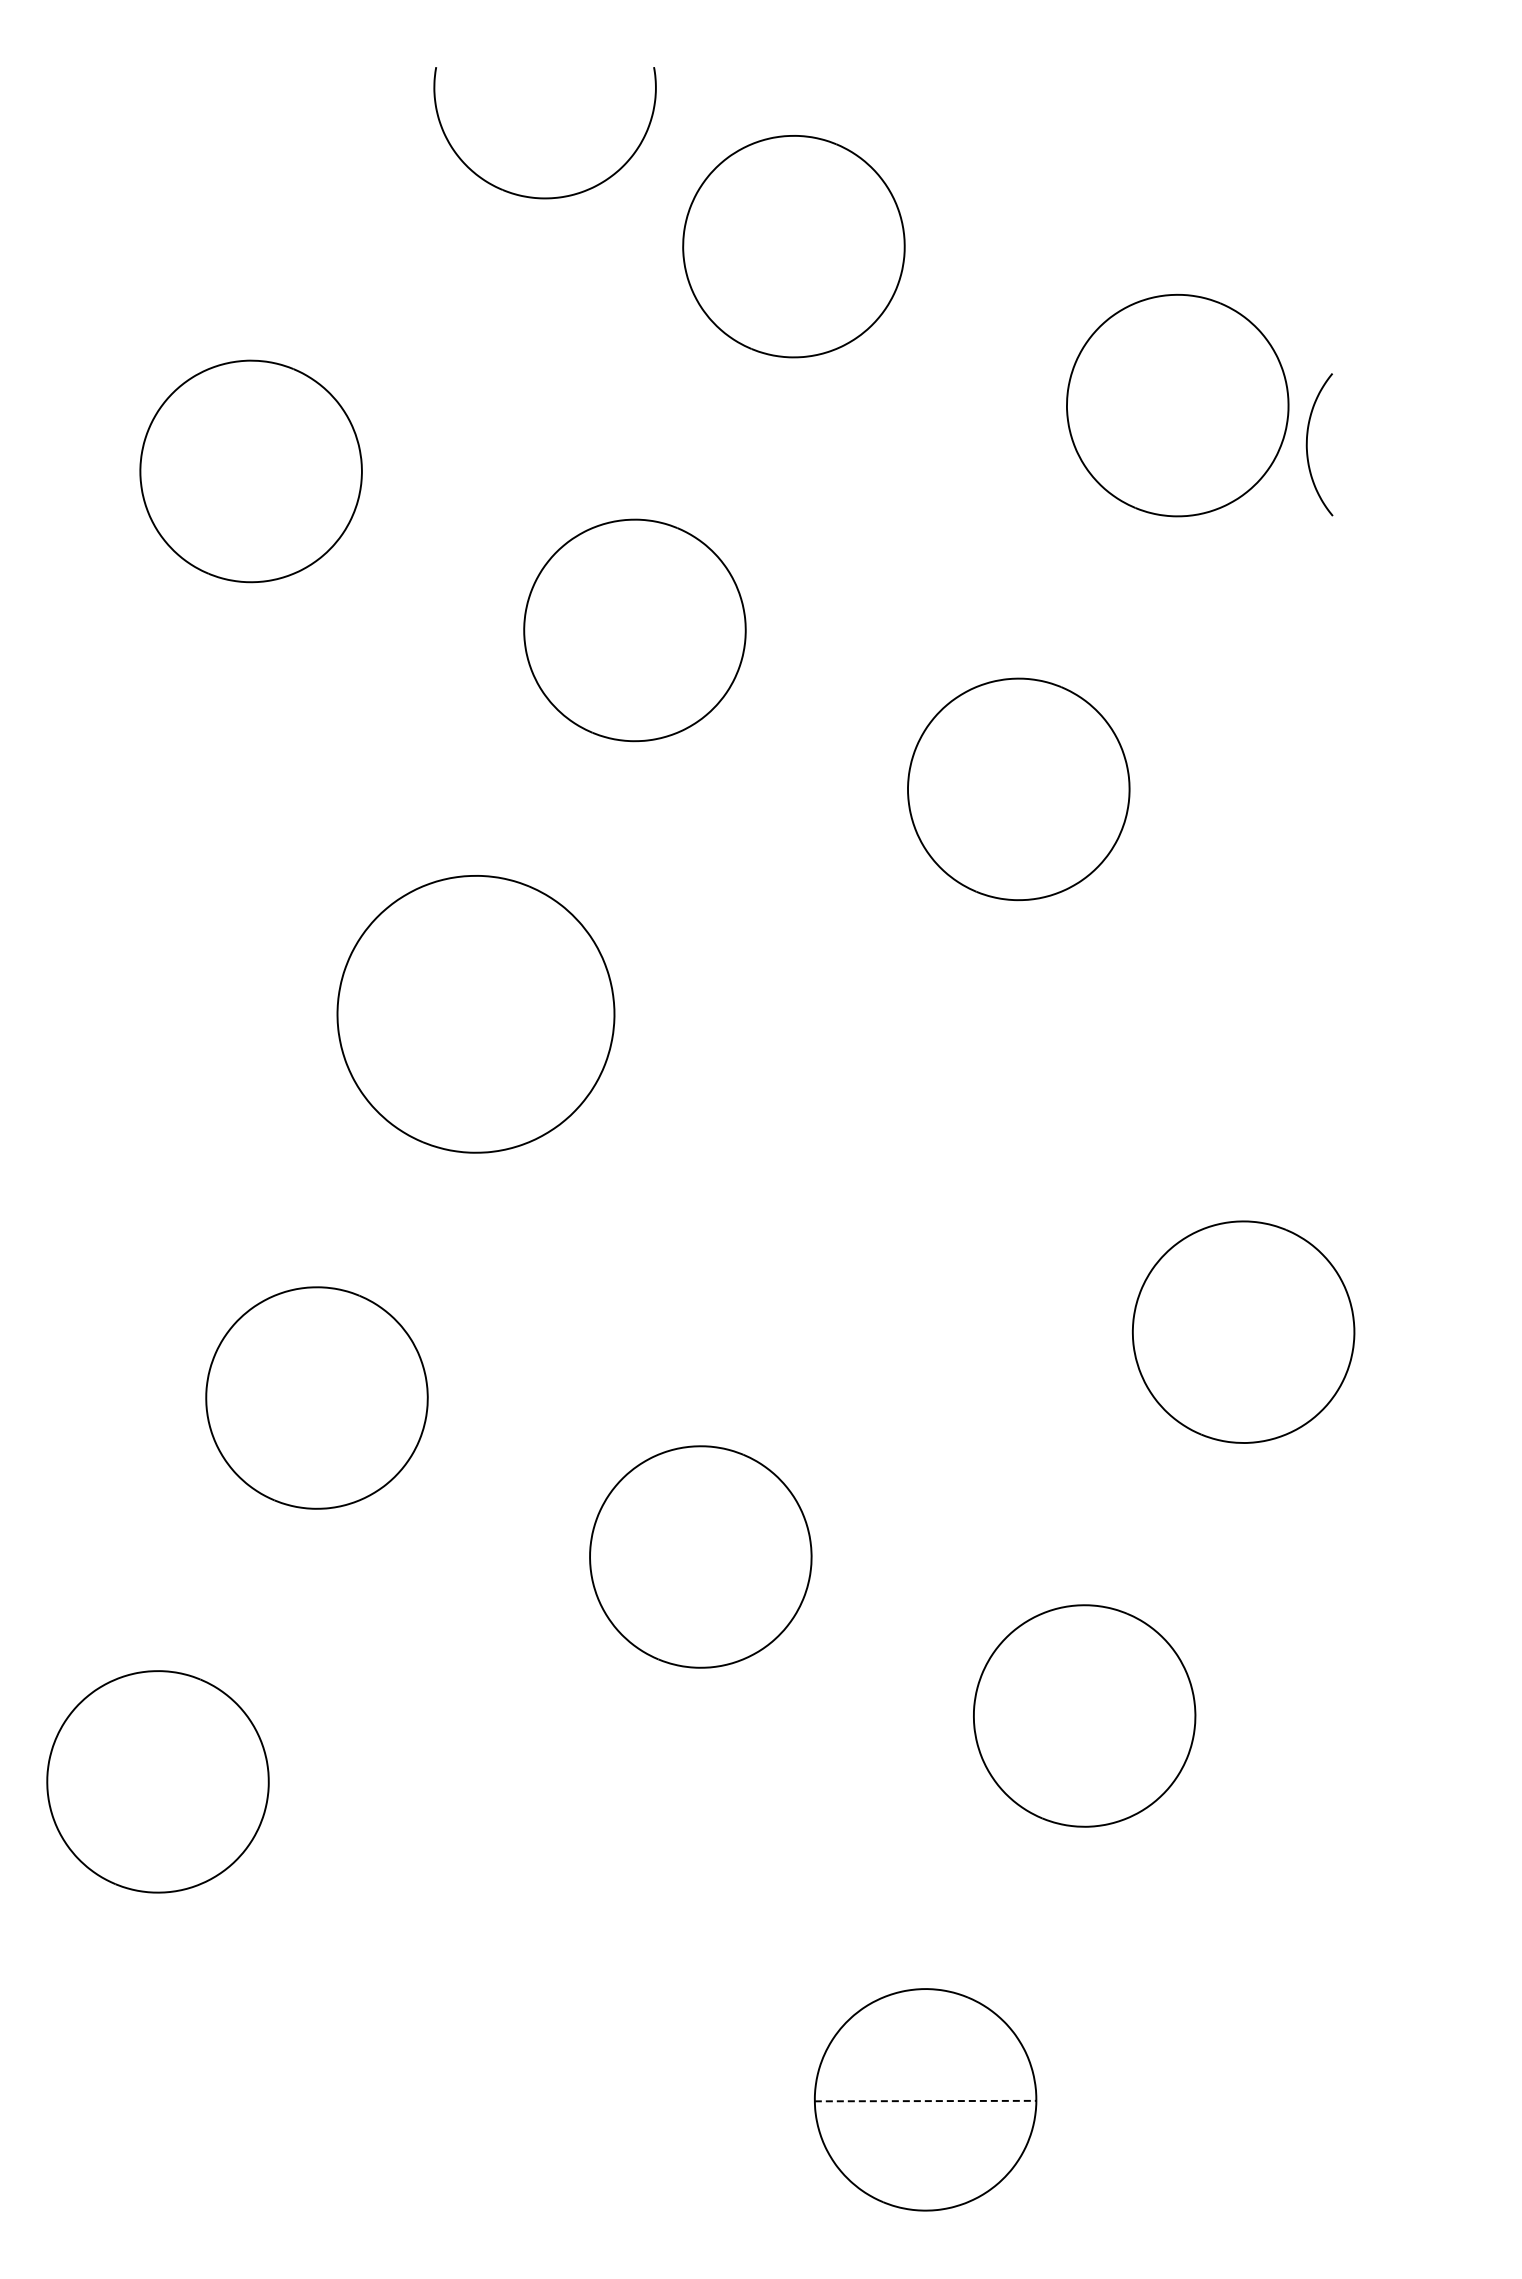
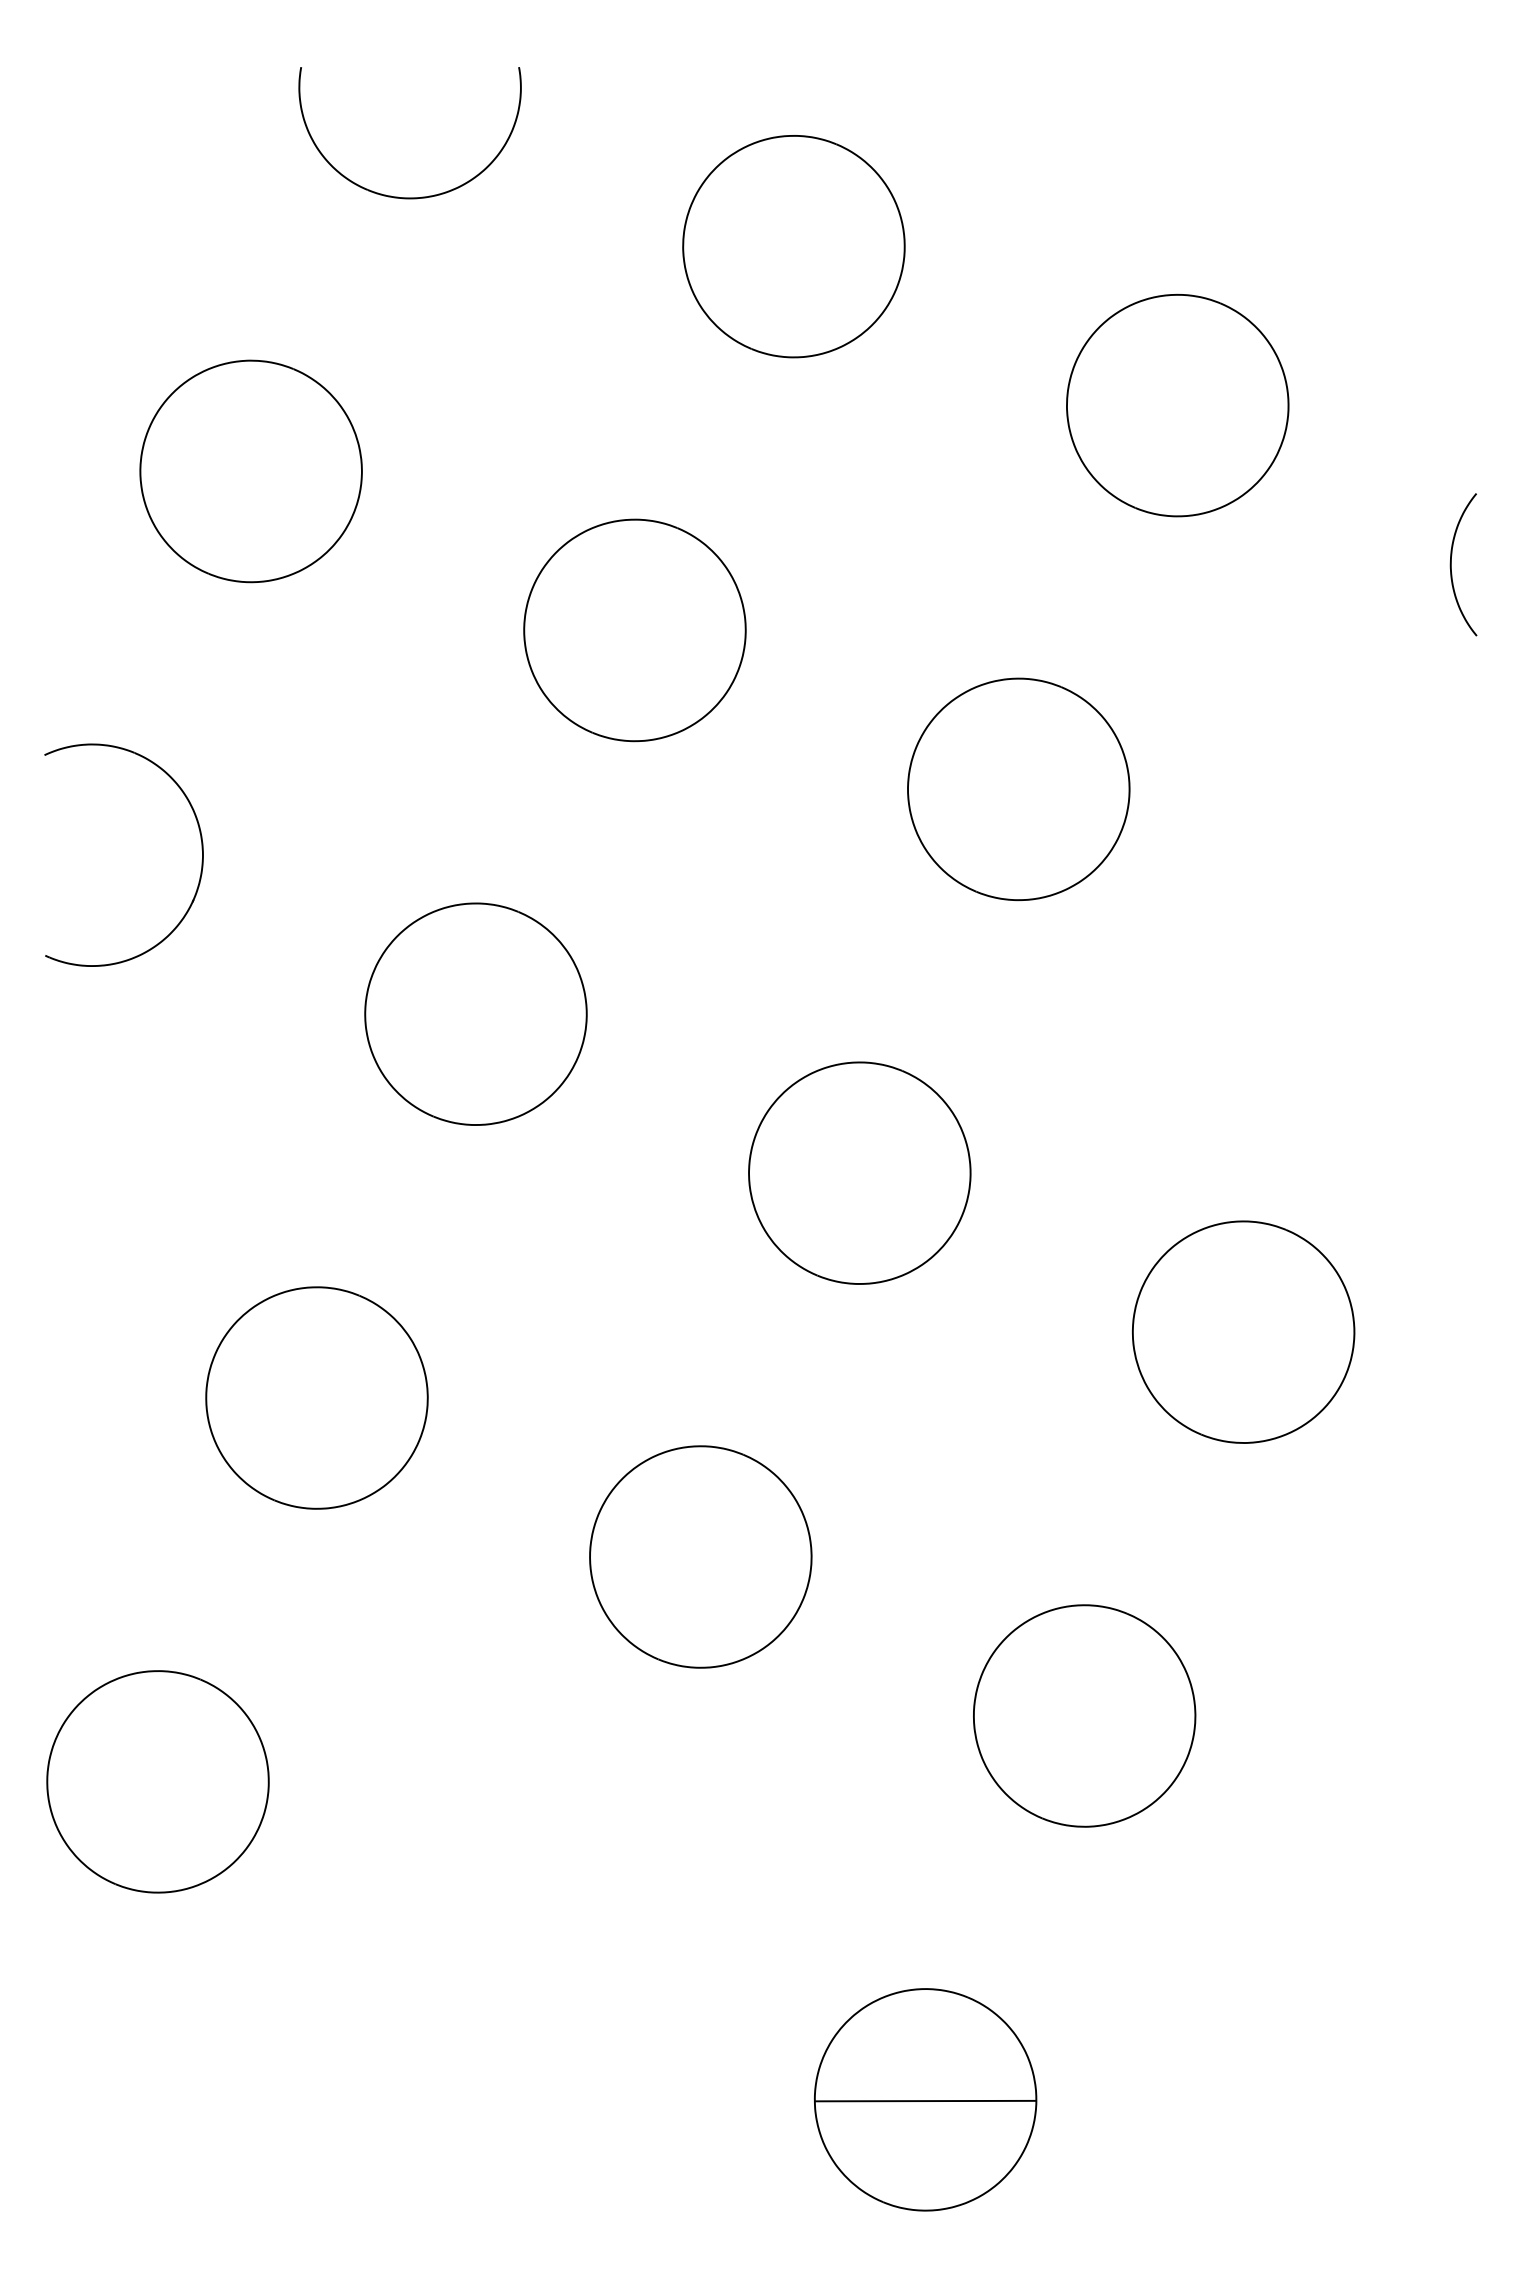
part position: (533, 196) -> (398, 196) (398, 196)
curve position: (1307, 444) -> (1451, 564) (1451, 564)
part: none -> present (201, 849)
part size: 280x279 px -> 224x224 px (475, 1013)
part: none -> present (859, 1172)
line: dashed -> solid (925, 2101)
